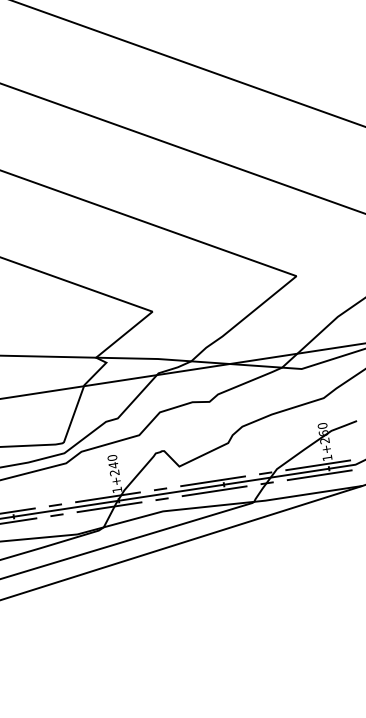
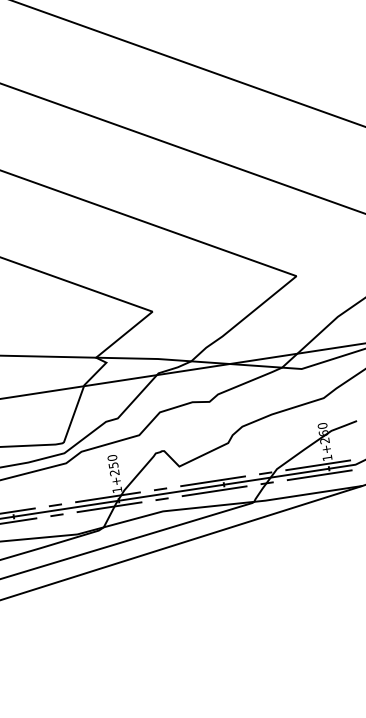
text: 1+240 -> 1+250 (113, 465)
